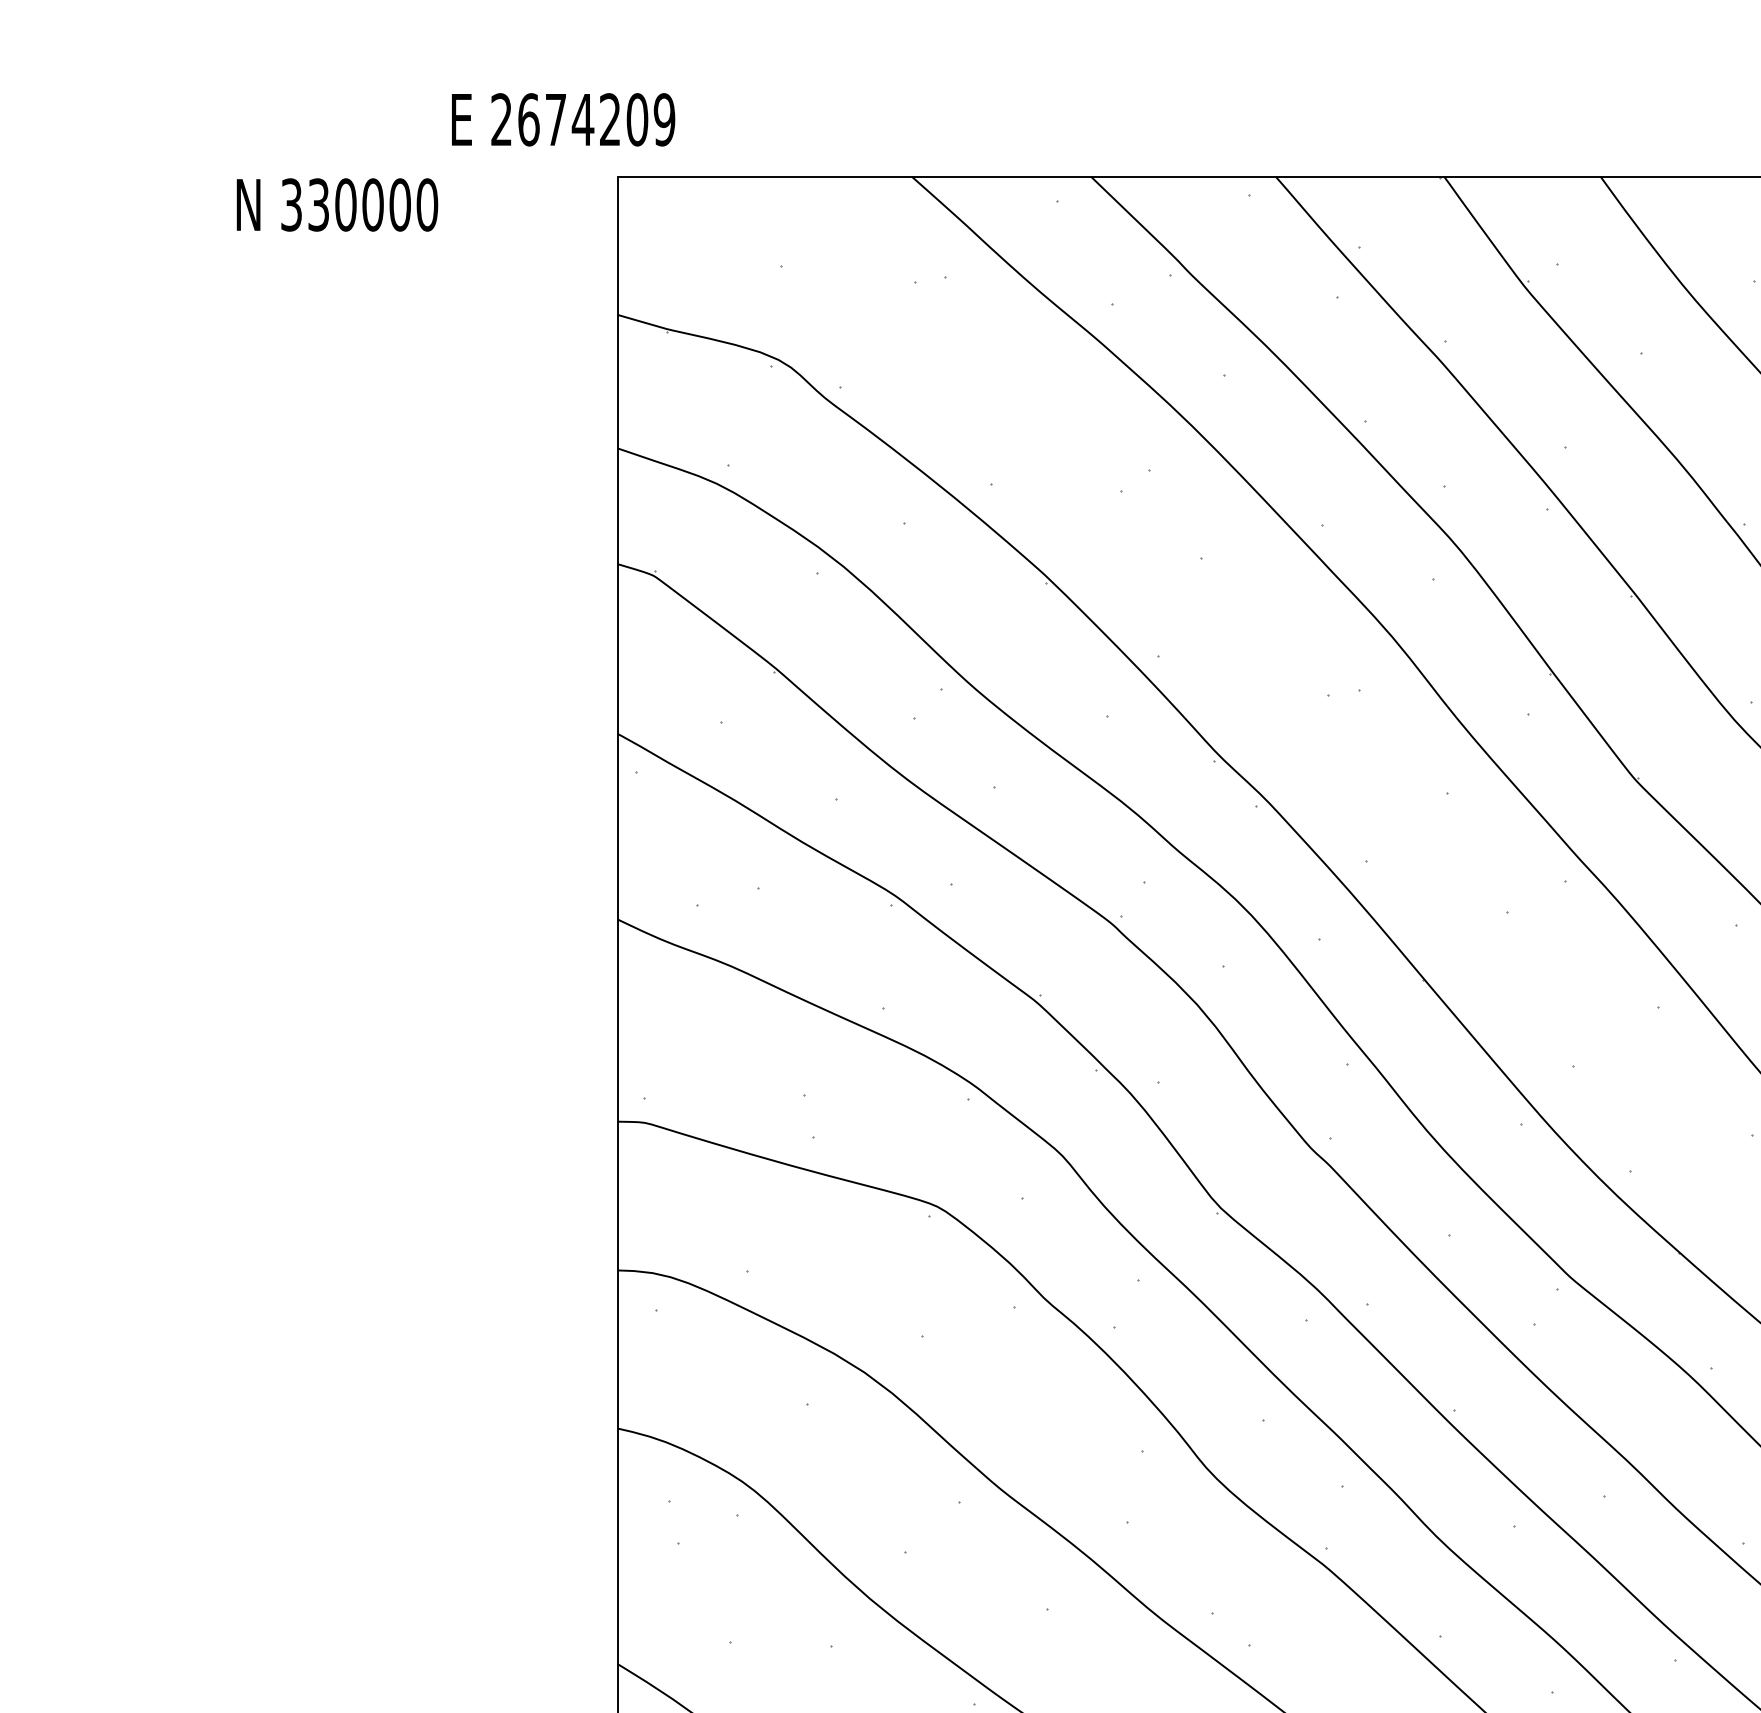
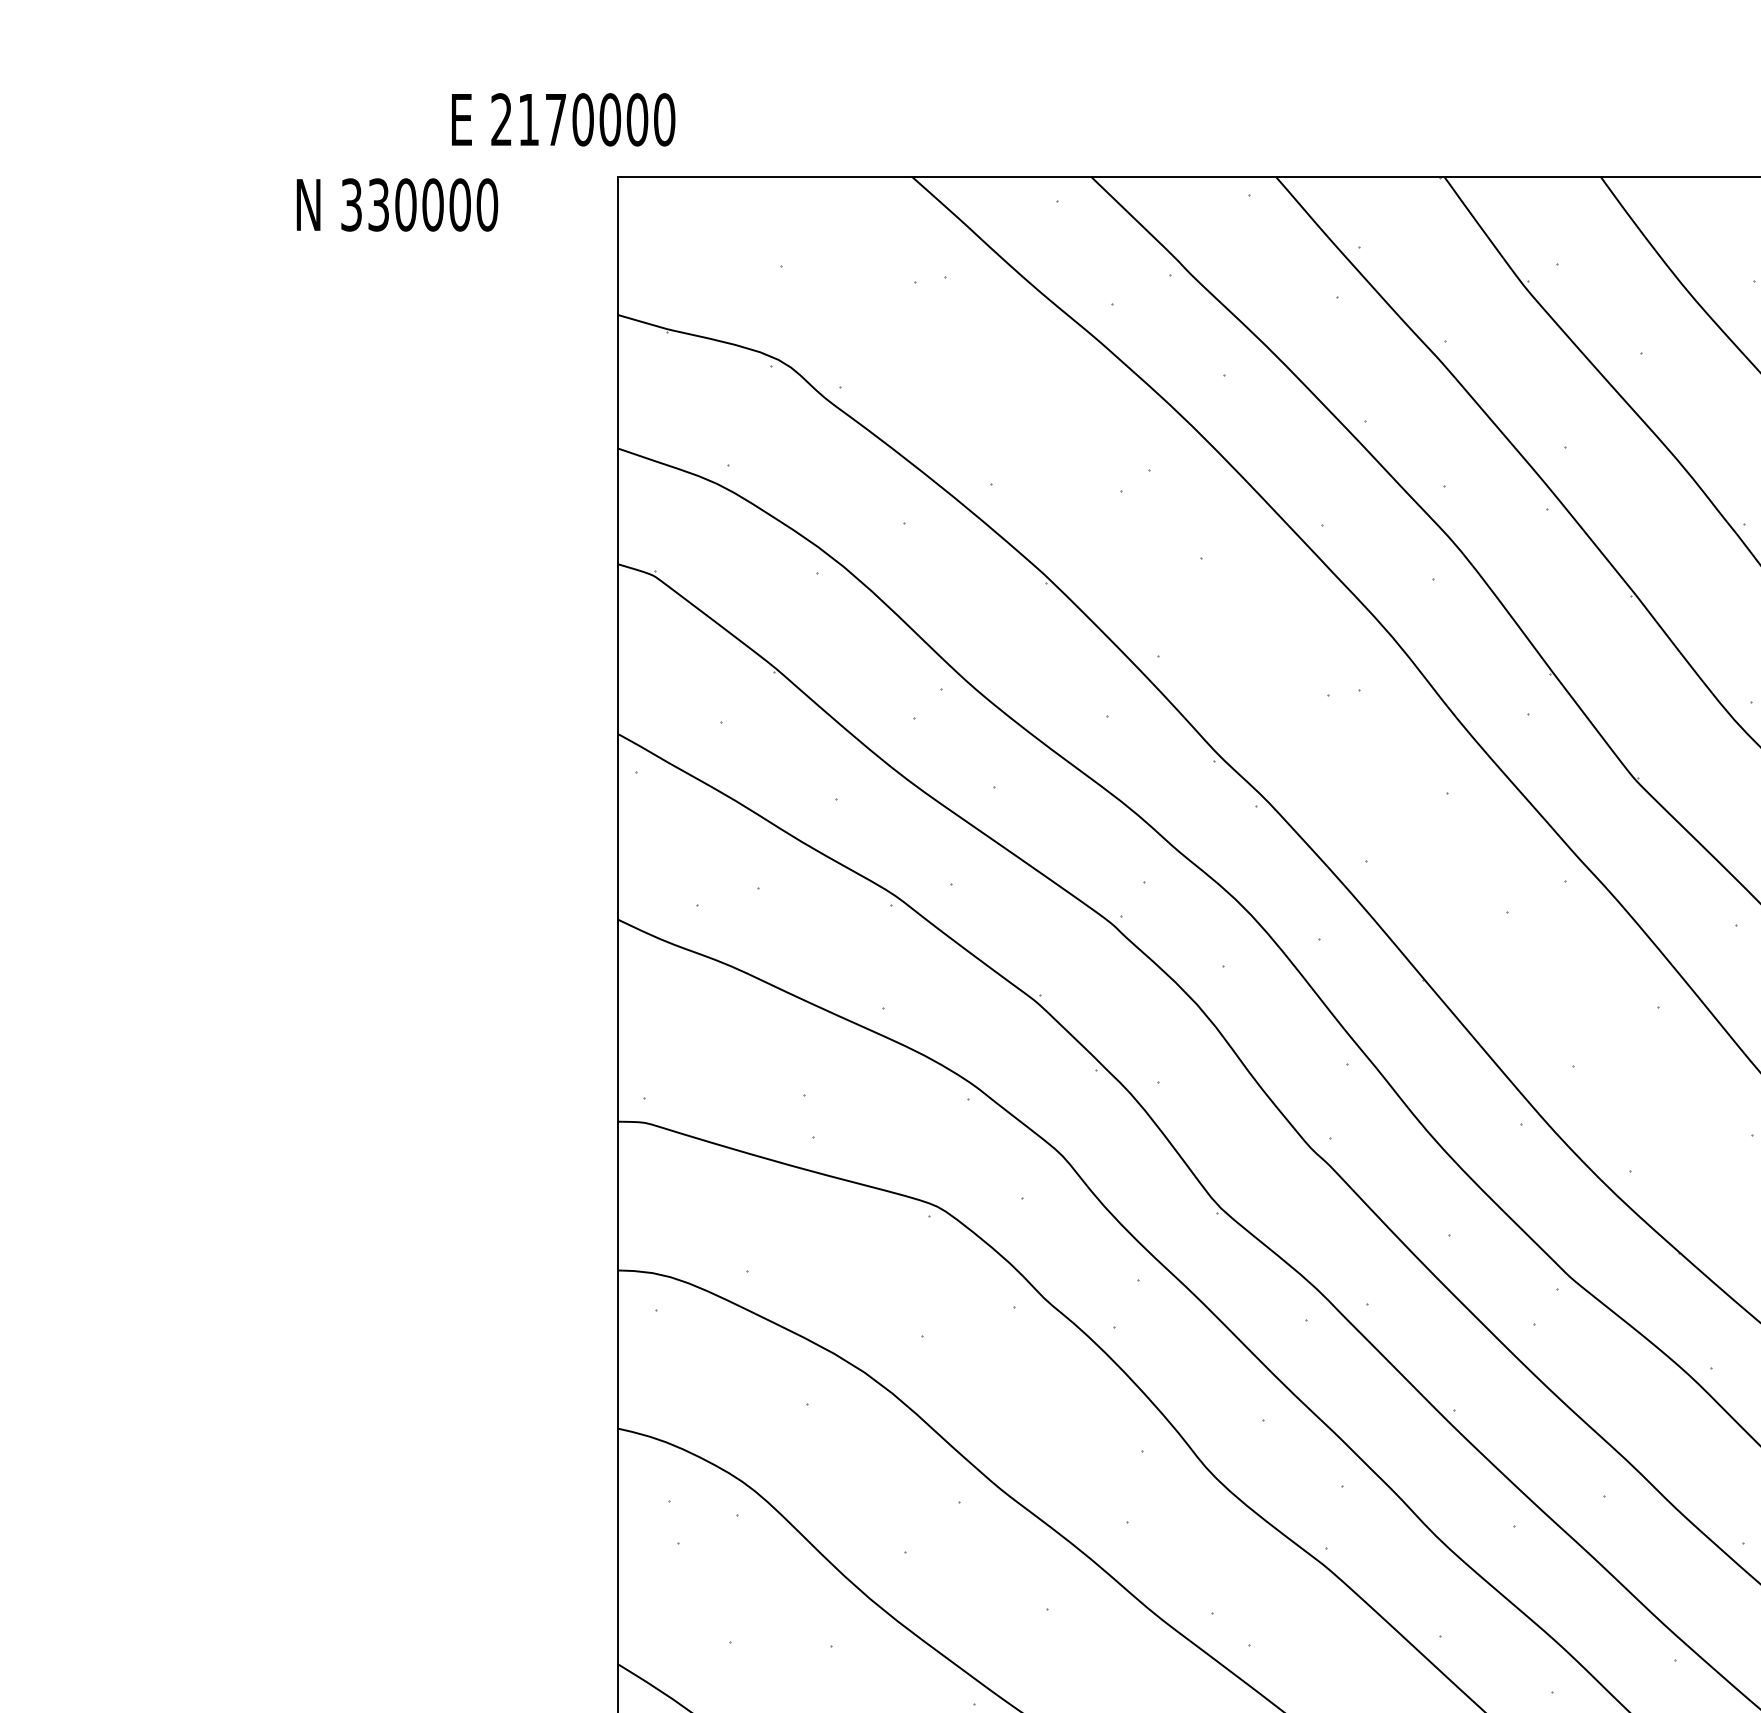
text: 2674209 -> 2170000 (596, 119)
text position: (337, 204) -> (397, 204) (397, 204)
